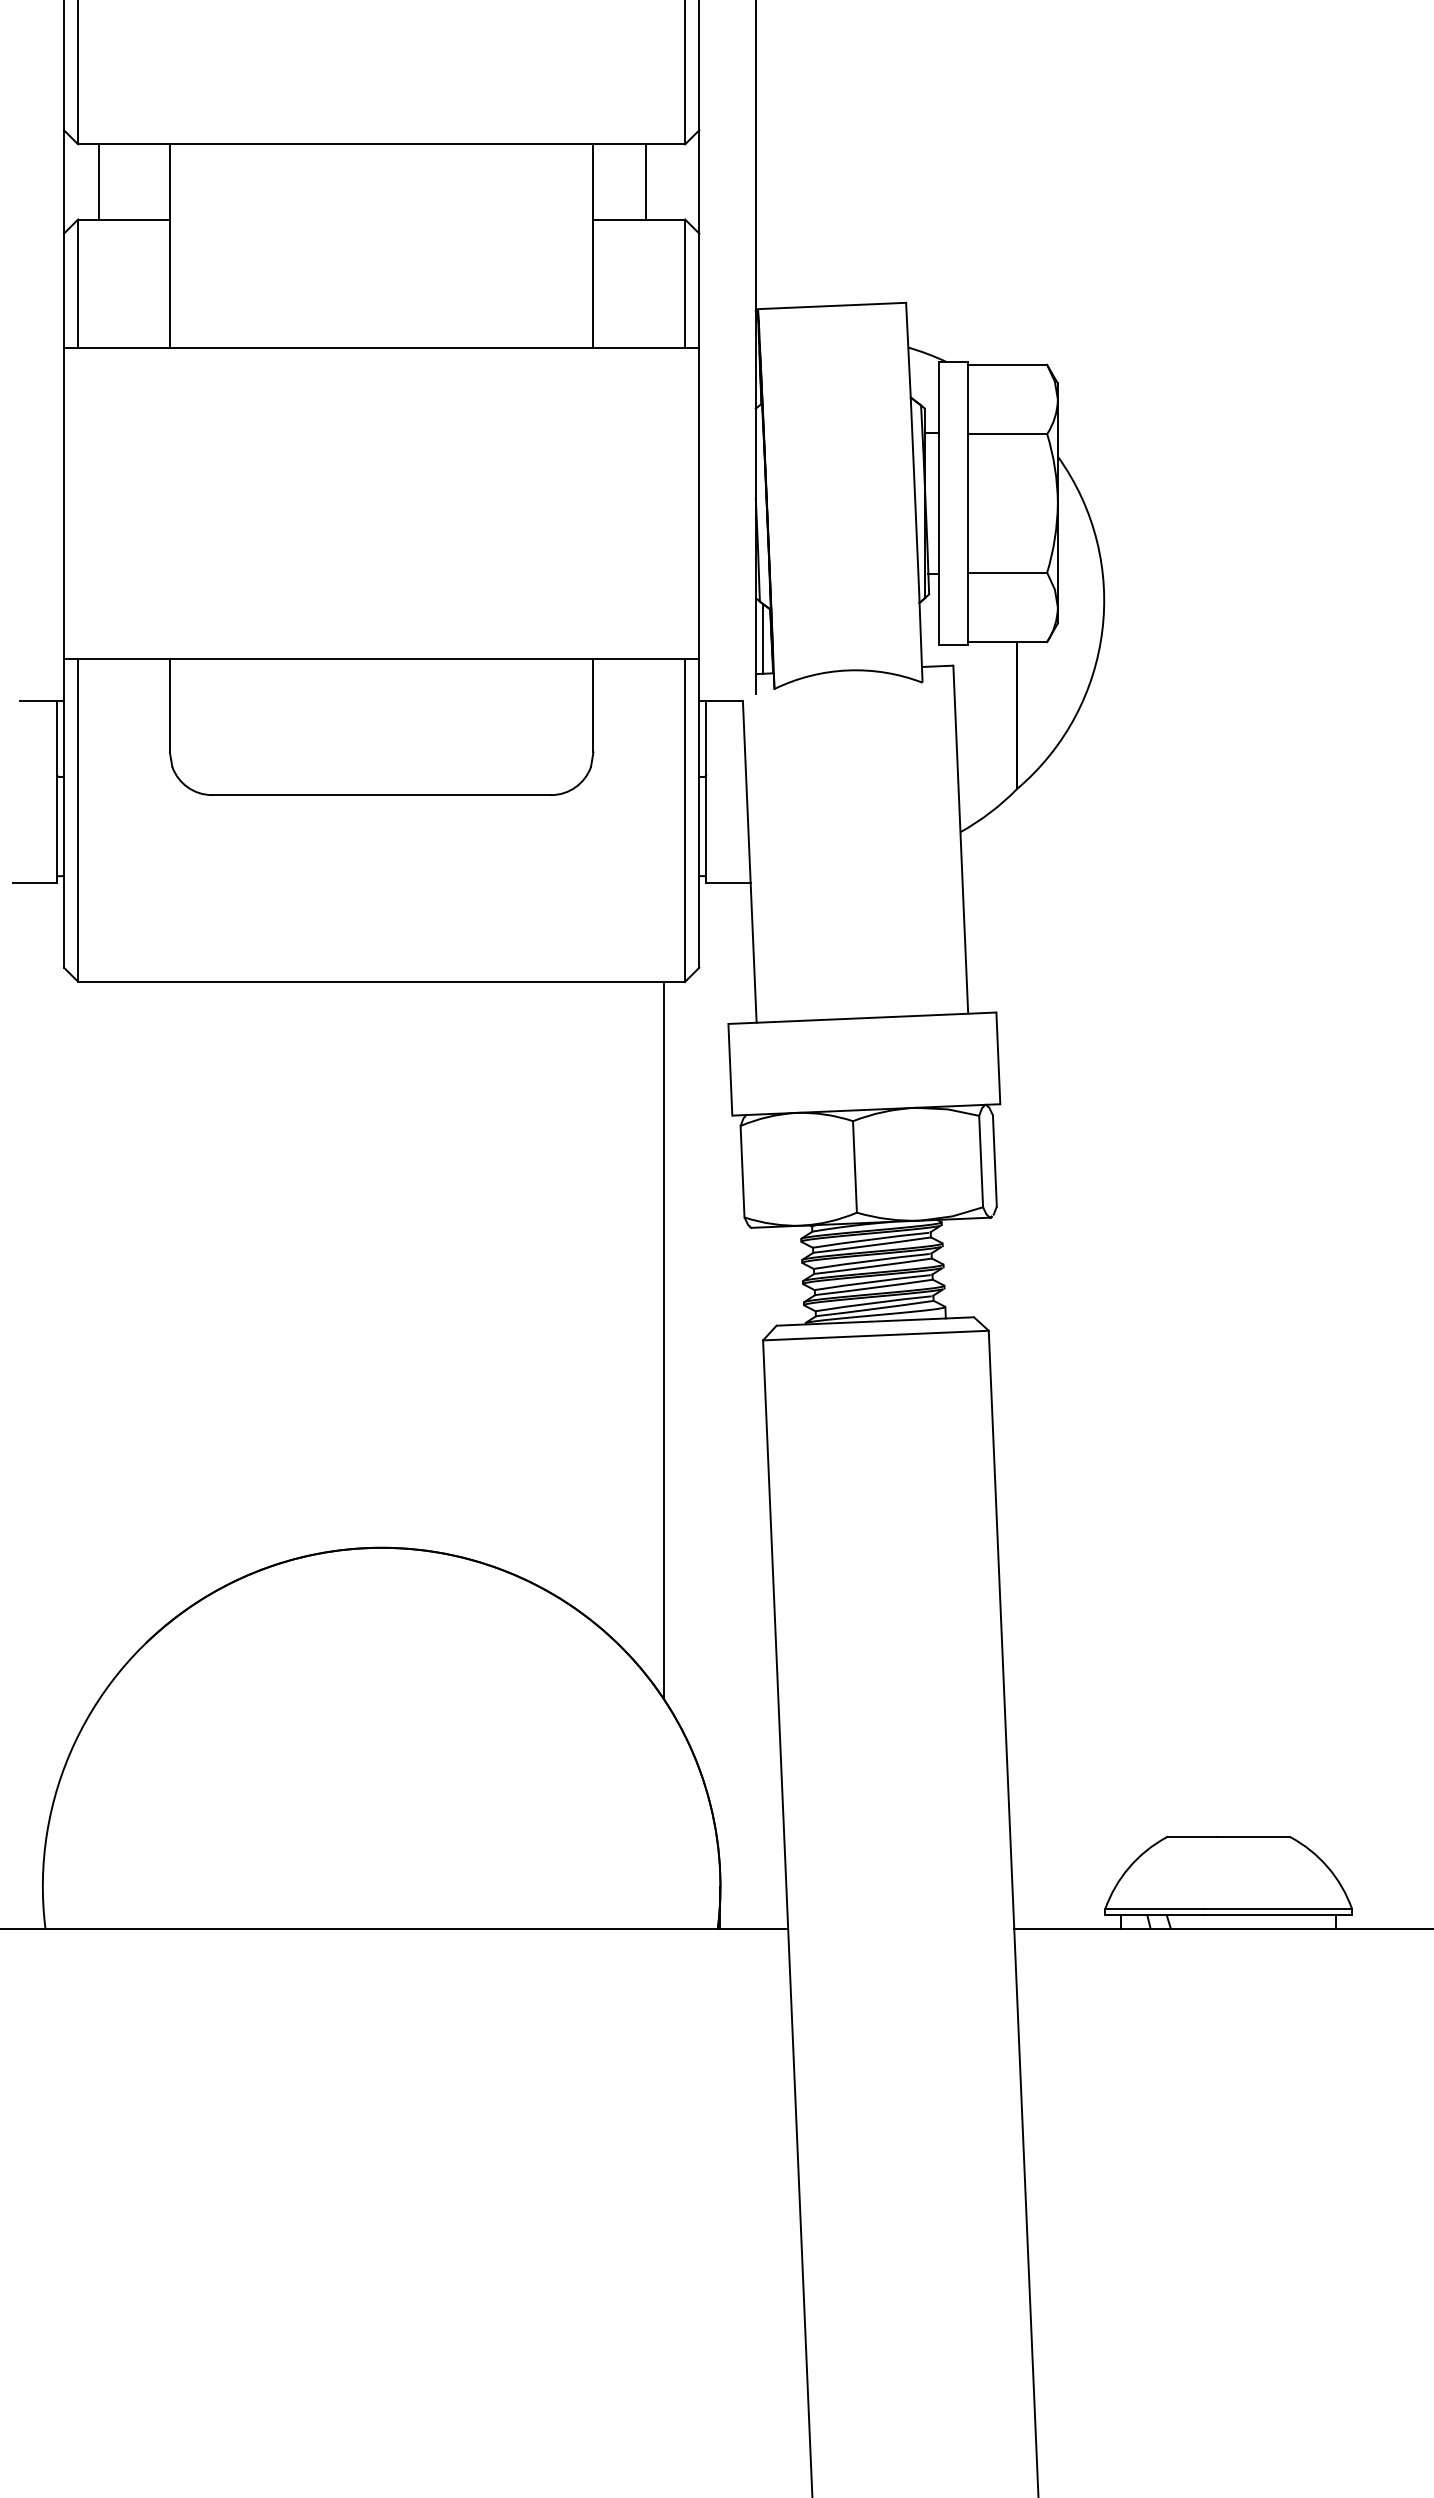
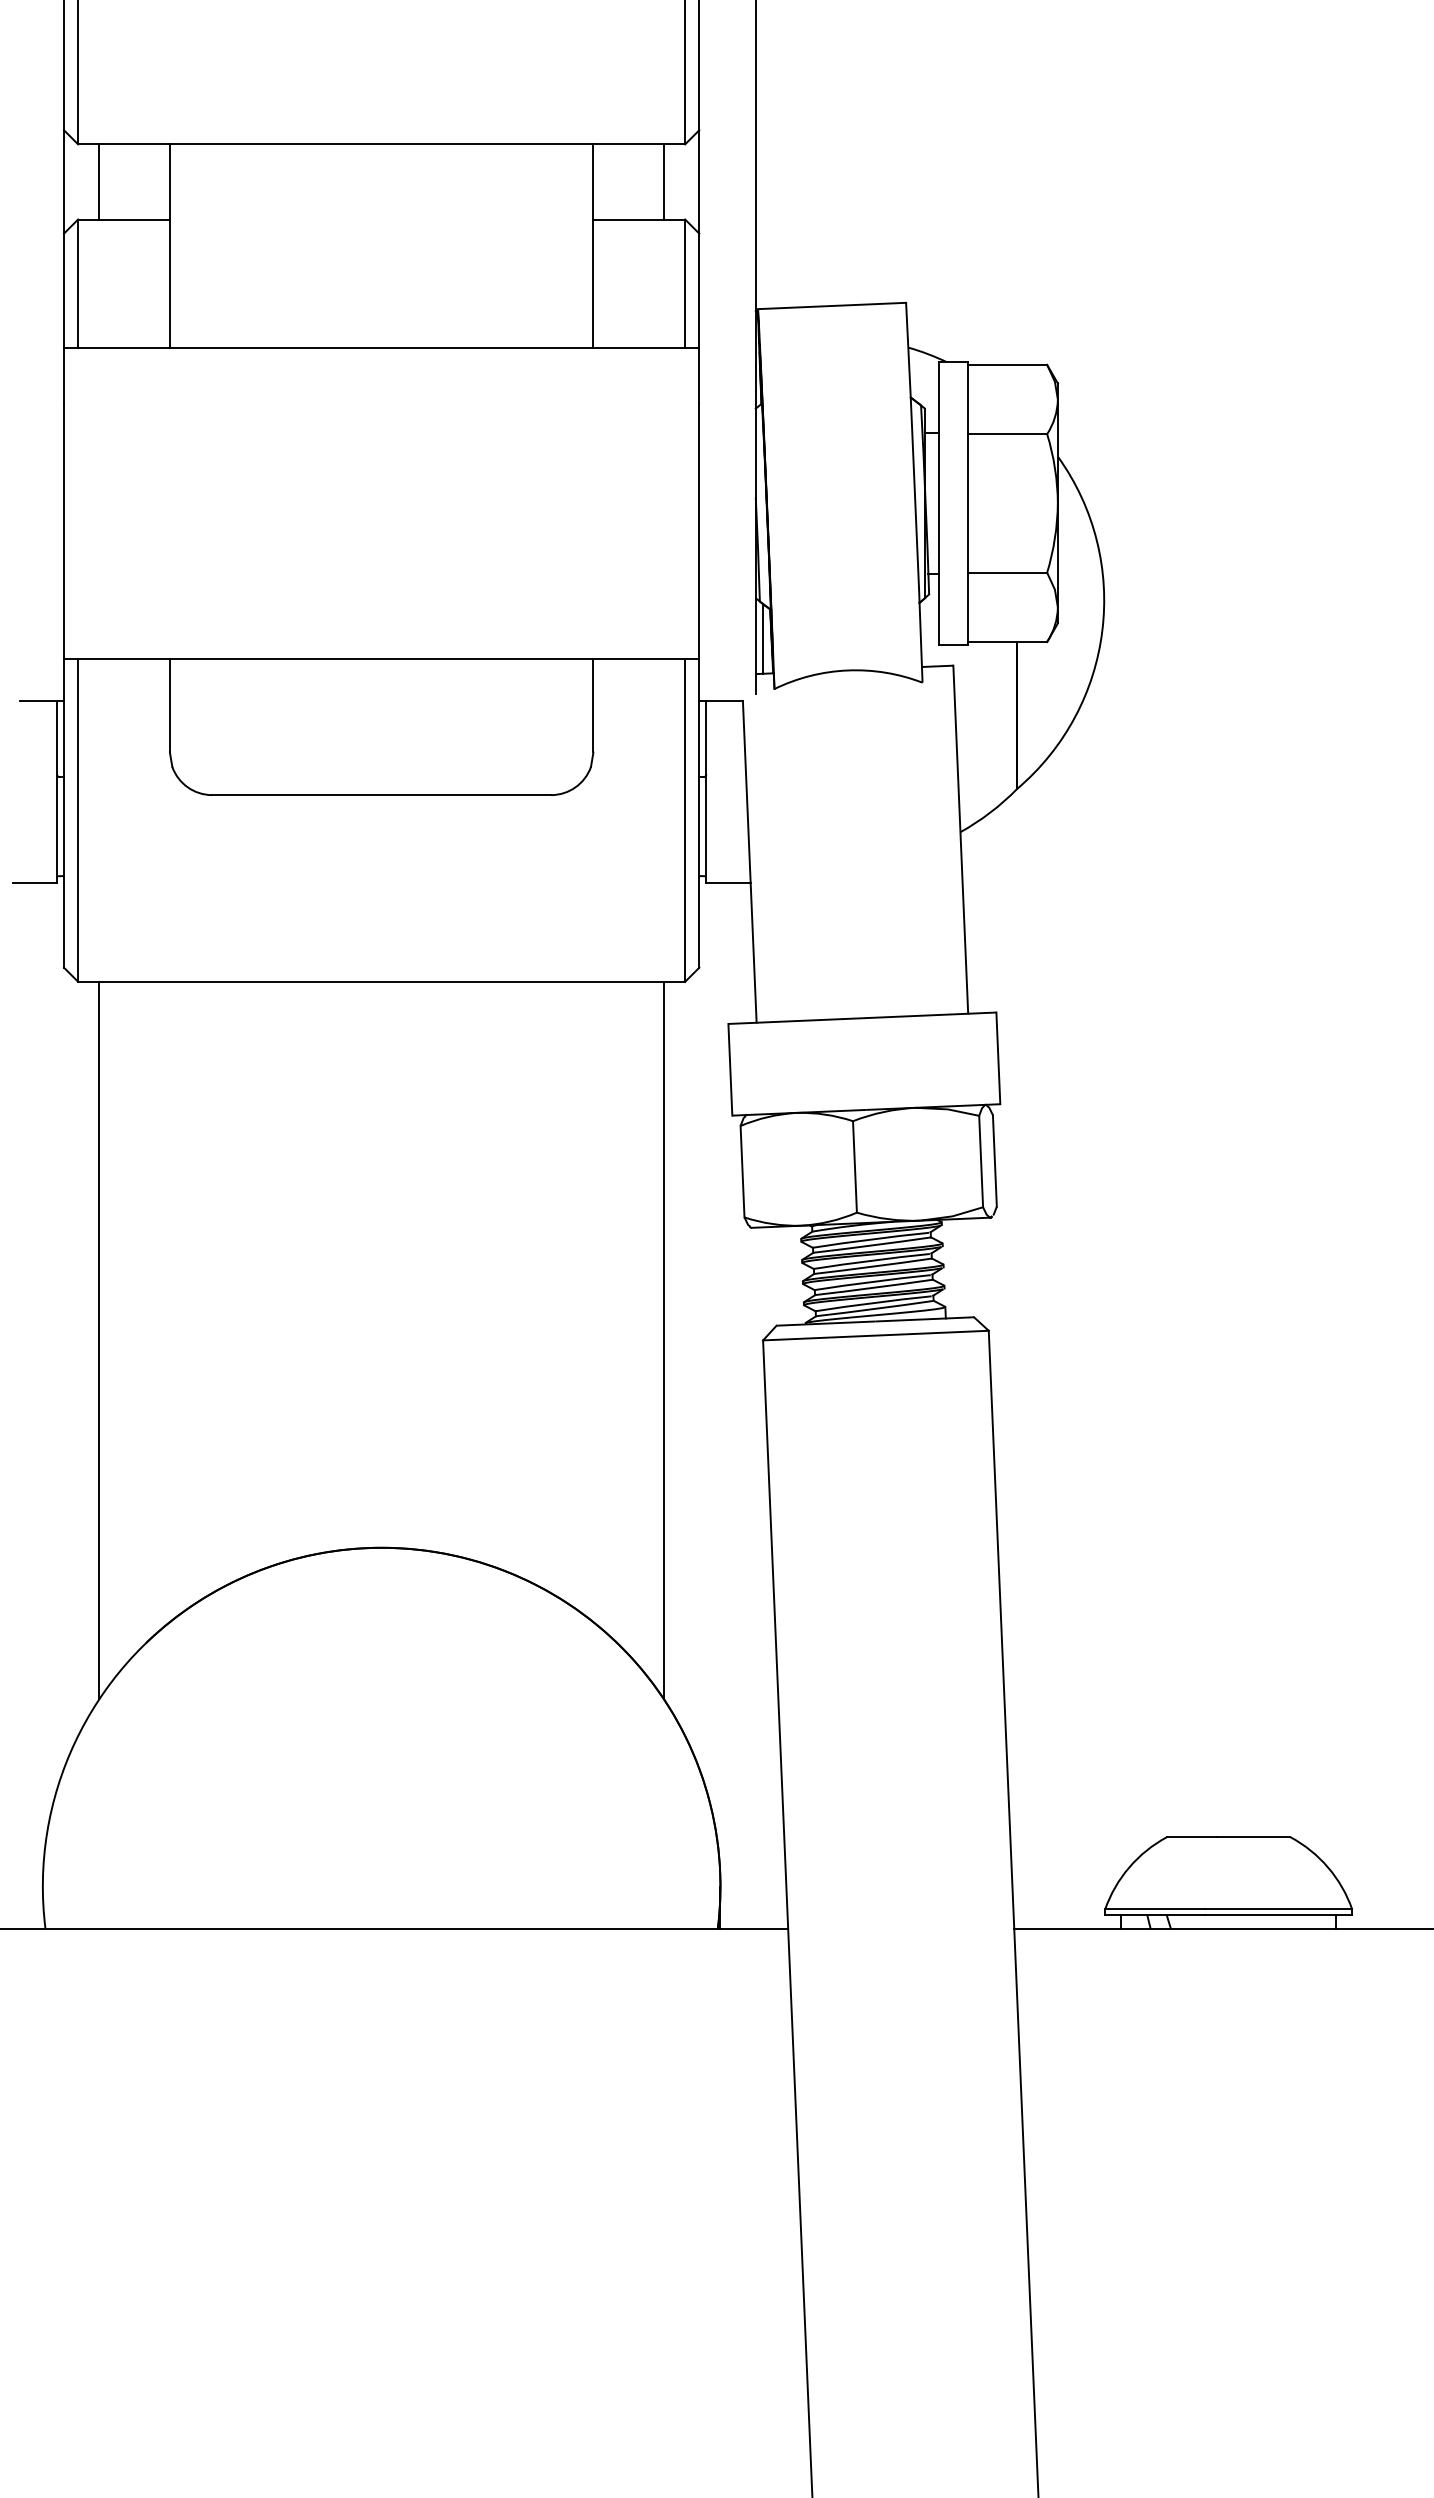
line position: (646, 181) -> (664, 181) (664, 181)
line: none -> present (99, 1340)
